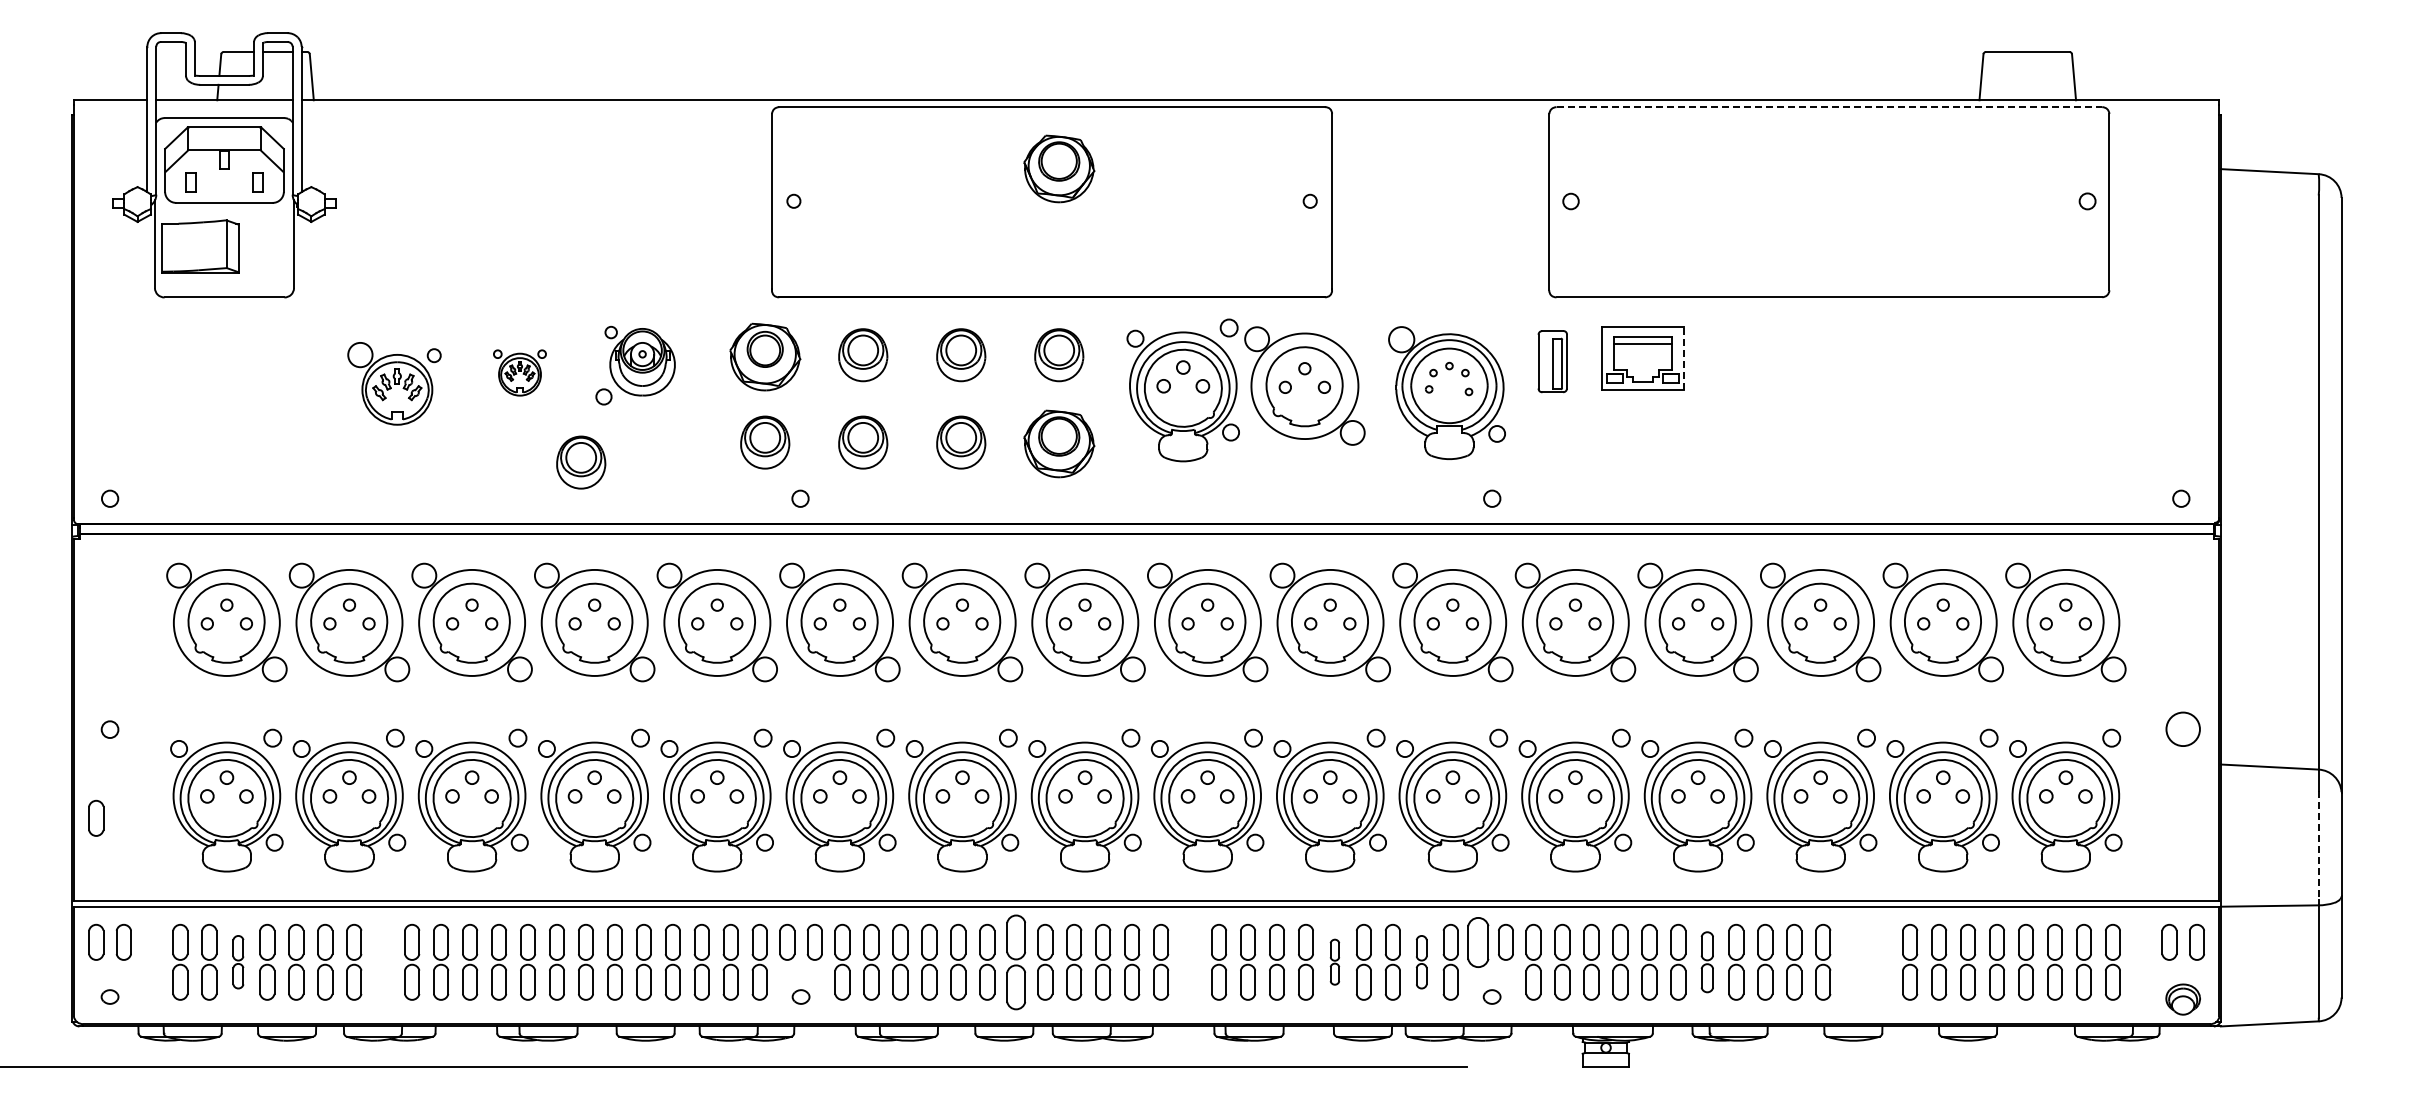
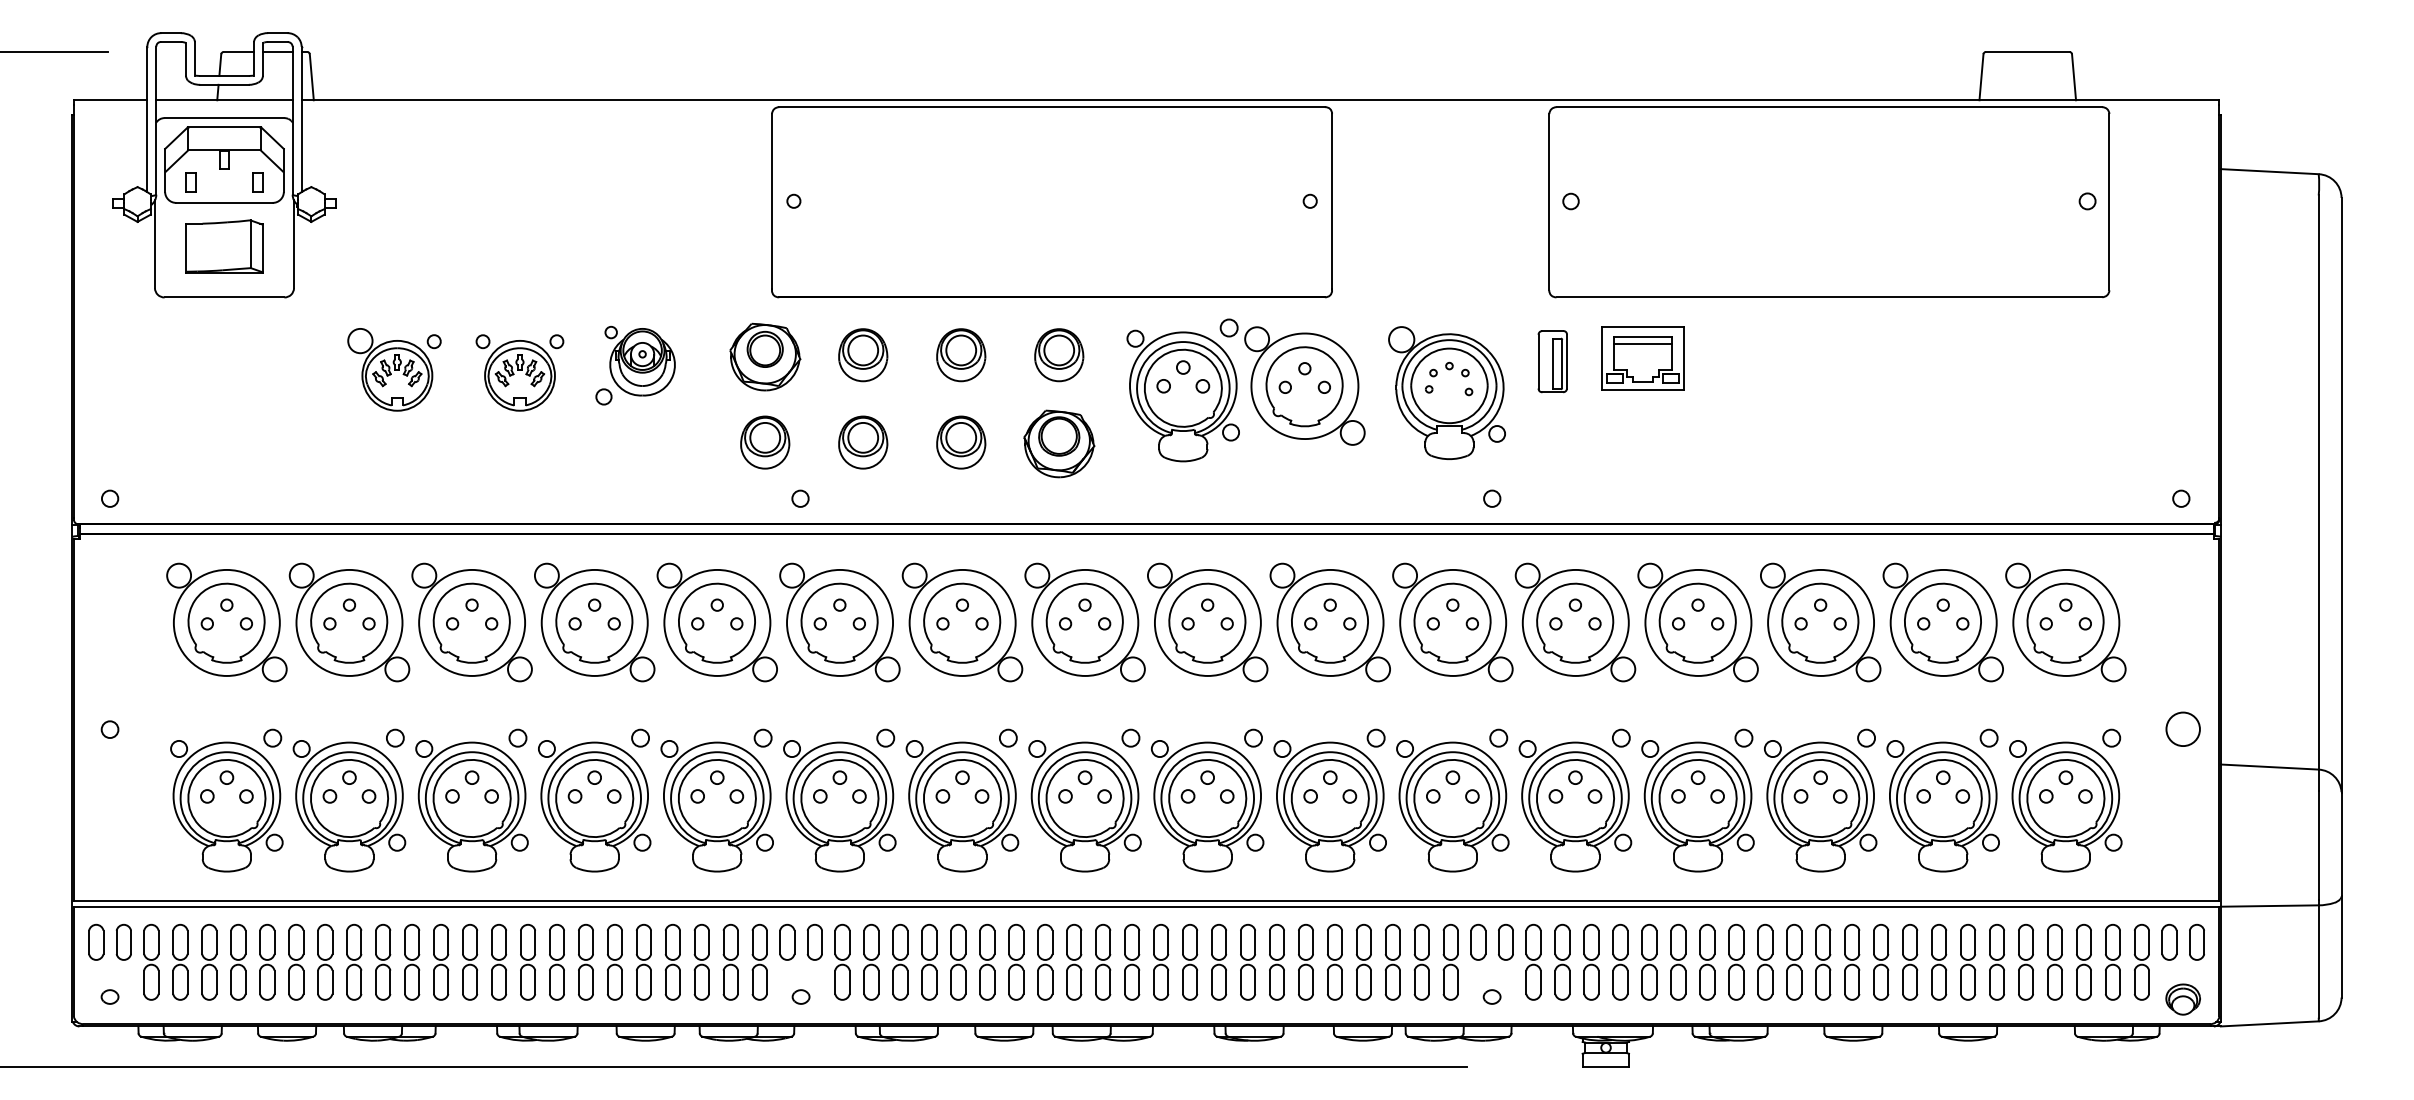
line: none -> present (54, 52)
line: dashed -> solid (1829, 107)
part: present -> none (1059, 168)
part position: (200, 246) -> (224, 246) (224, 246)
line: dashed -> solid (1684, 358)
part size: 54x48 px -> 90x78 px (519, 372)
part position: (394, 383) -> (394, 369) (394, 369)
part: present -> none (581, 462)
part: present -> none (96, 817)
line: dashed -> solid (2318, 845)
part size: 23x51 px -> 17x38 px (1478, 941)
part: none -> present (151, 961)
part: none -> present (383, 961)
part: none -> present (1190, 961)
part size: 12x48 px -> 16x78 px (1334, 961)
part: none -> present (1852, 961)
part: none -> present (1881, 961)
part: none -> present (2141, 961)
part size: 13x55 px -> 17x78 px (238, 961)
part size: 20x97 px -> 17x78 px (1016, 961)
part size: 13x55 px -> 17x78 px (1421, 961)
part size: 14x63 px -> 17x78 px (1707, 961)
